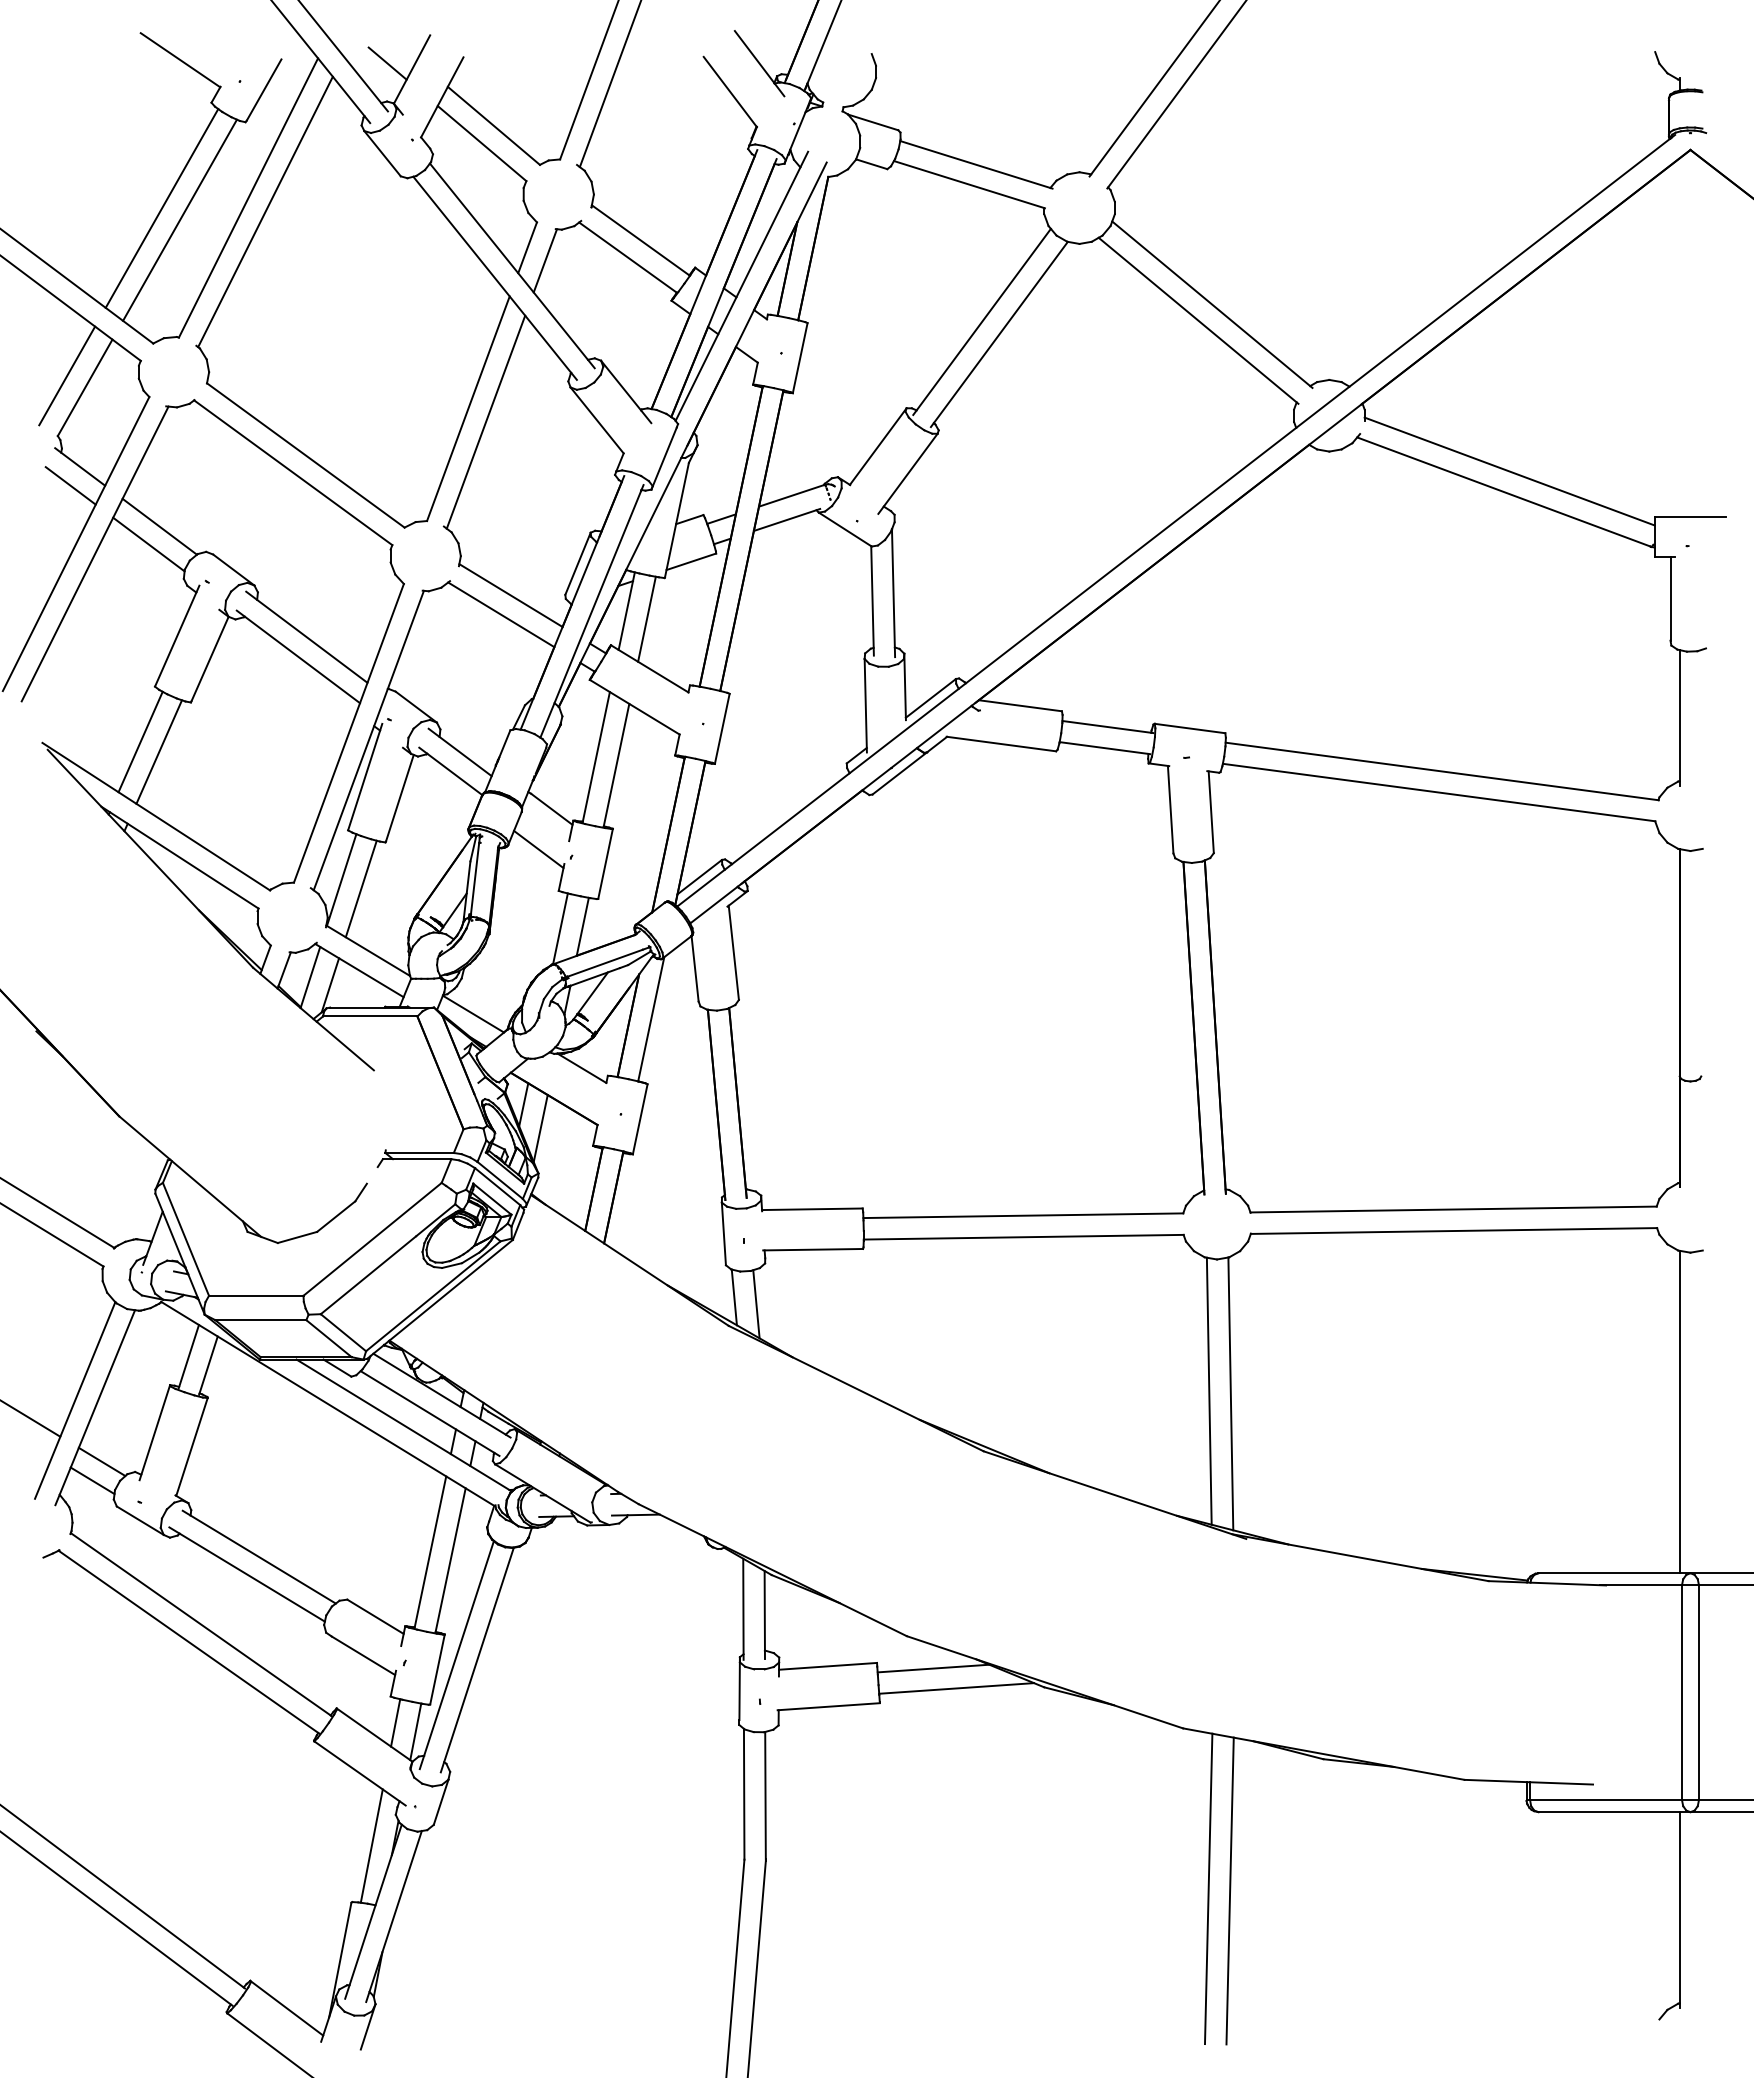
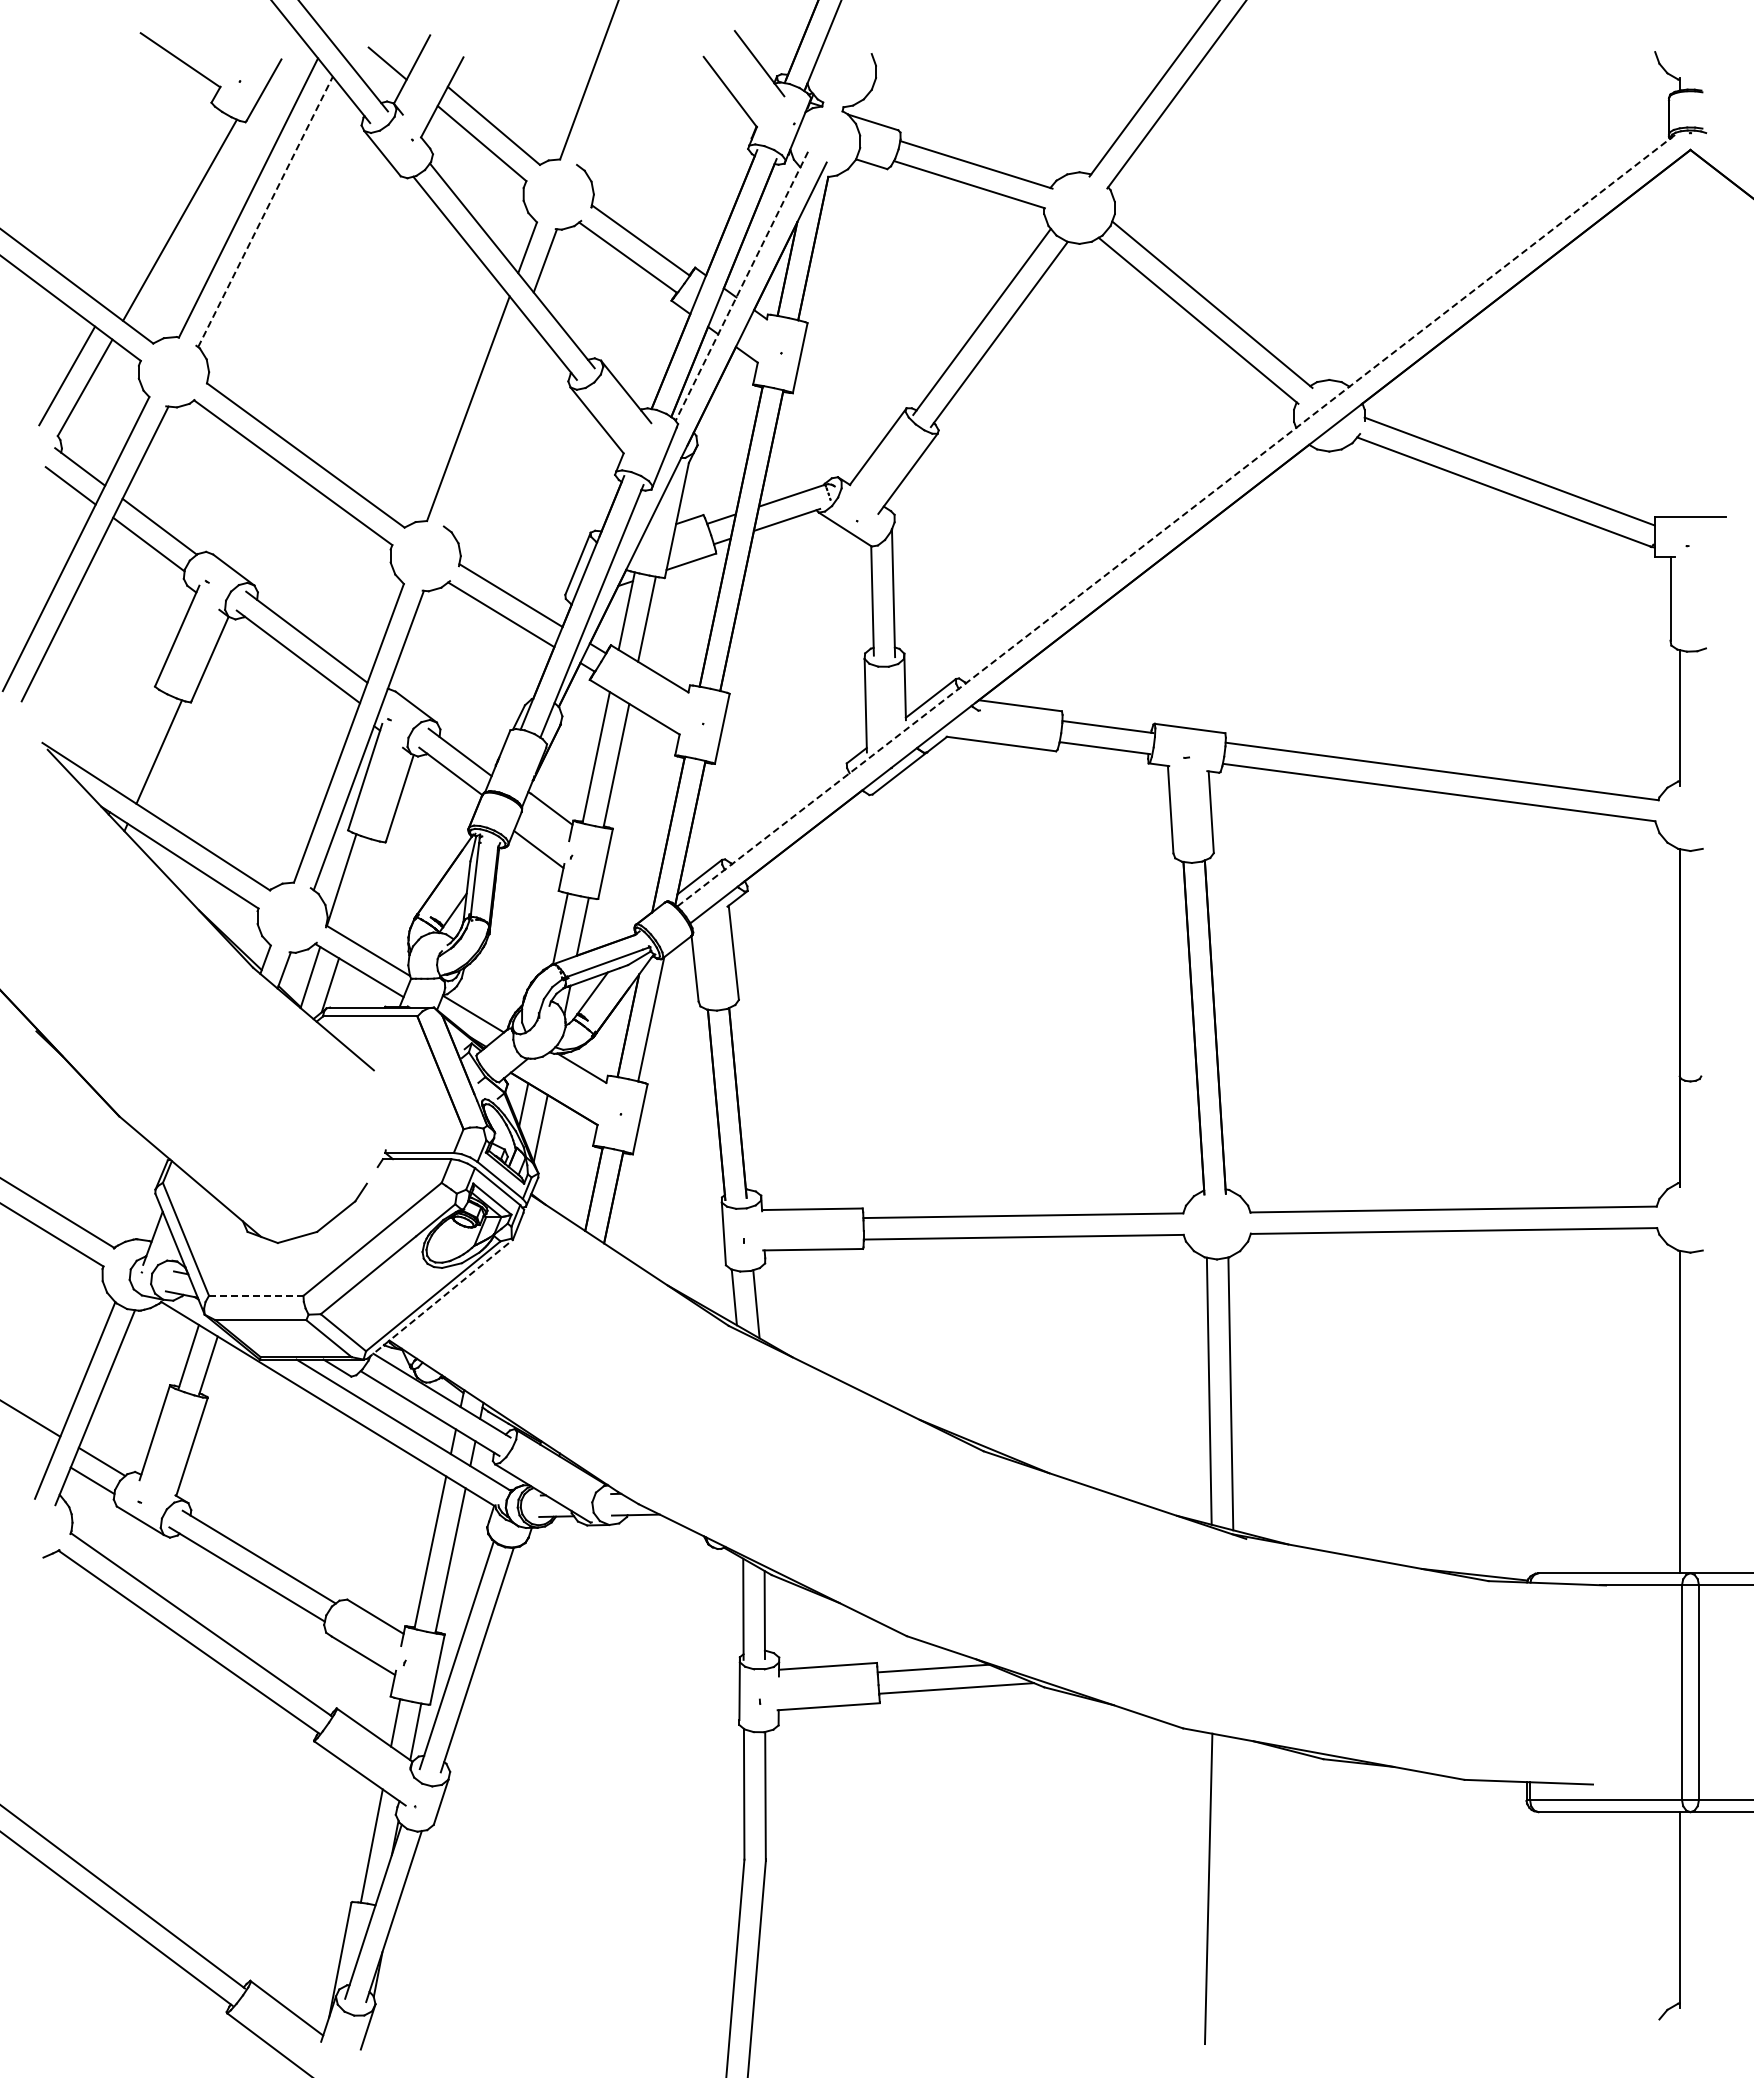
line: present -> none (609, 84)
line: present -> none (161, 208)
line: solid -> dashed (265, 211)
line: solid -> dashed (741, 286)
line: present -> none (485, 421)
line: solid -> dashed (1176, 520)
line: present -> none (140, 741)
line: present -> none (360, 888)
line: solid -> dashed (256, 1295)
line: solid -> dashed (440, 1299)
line: present -> none (1229, 1890)
